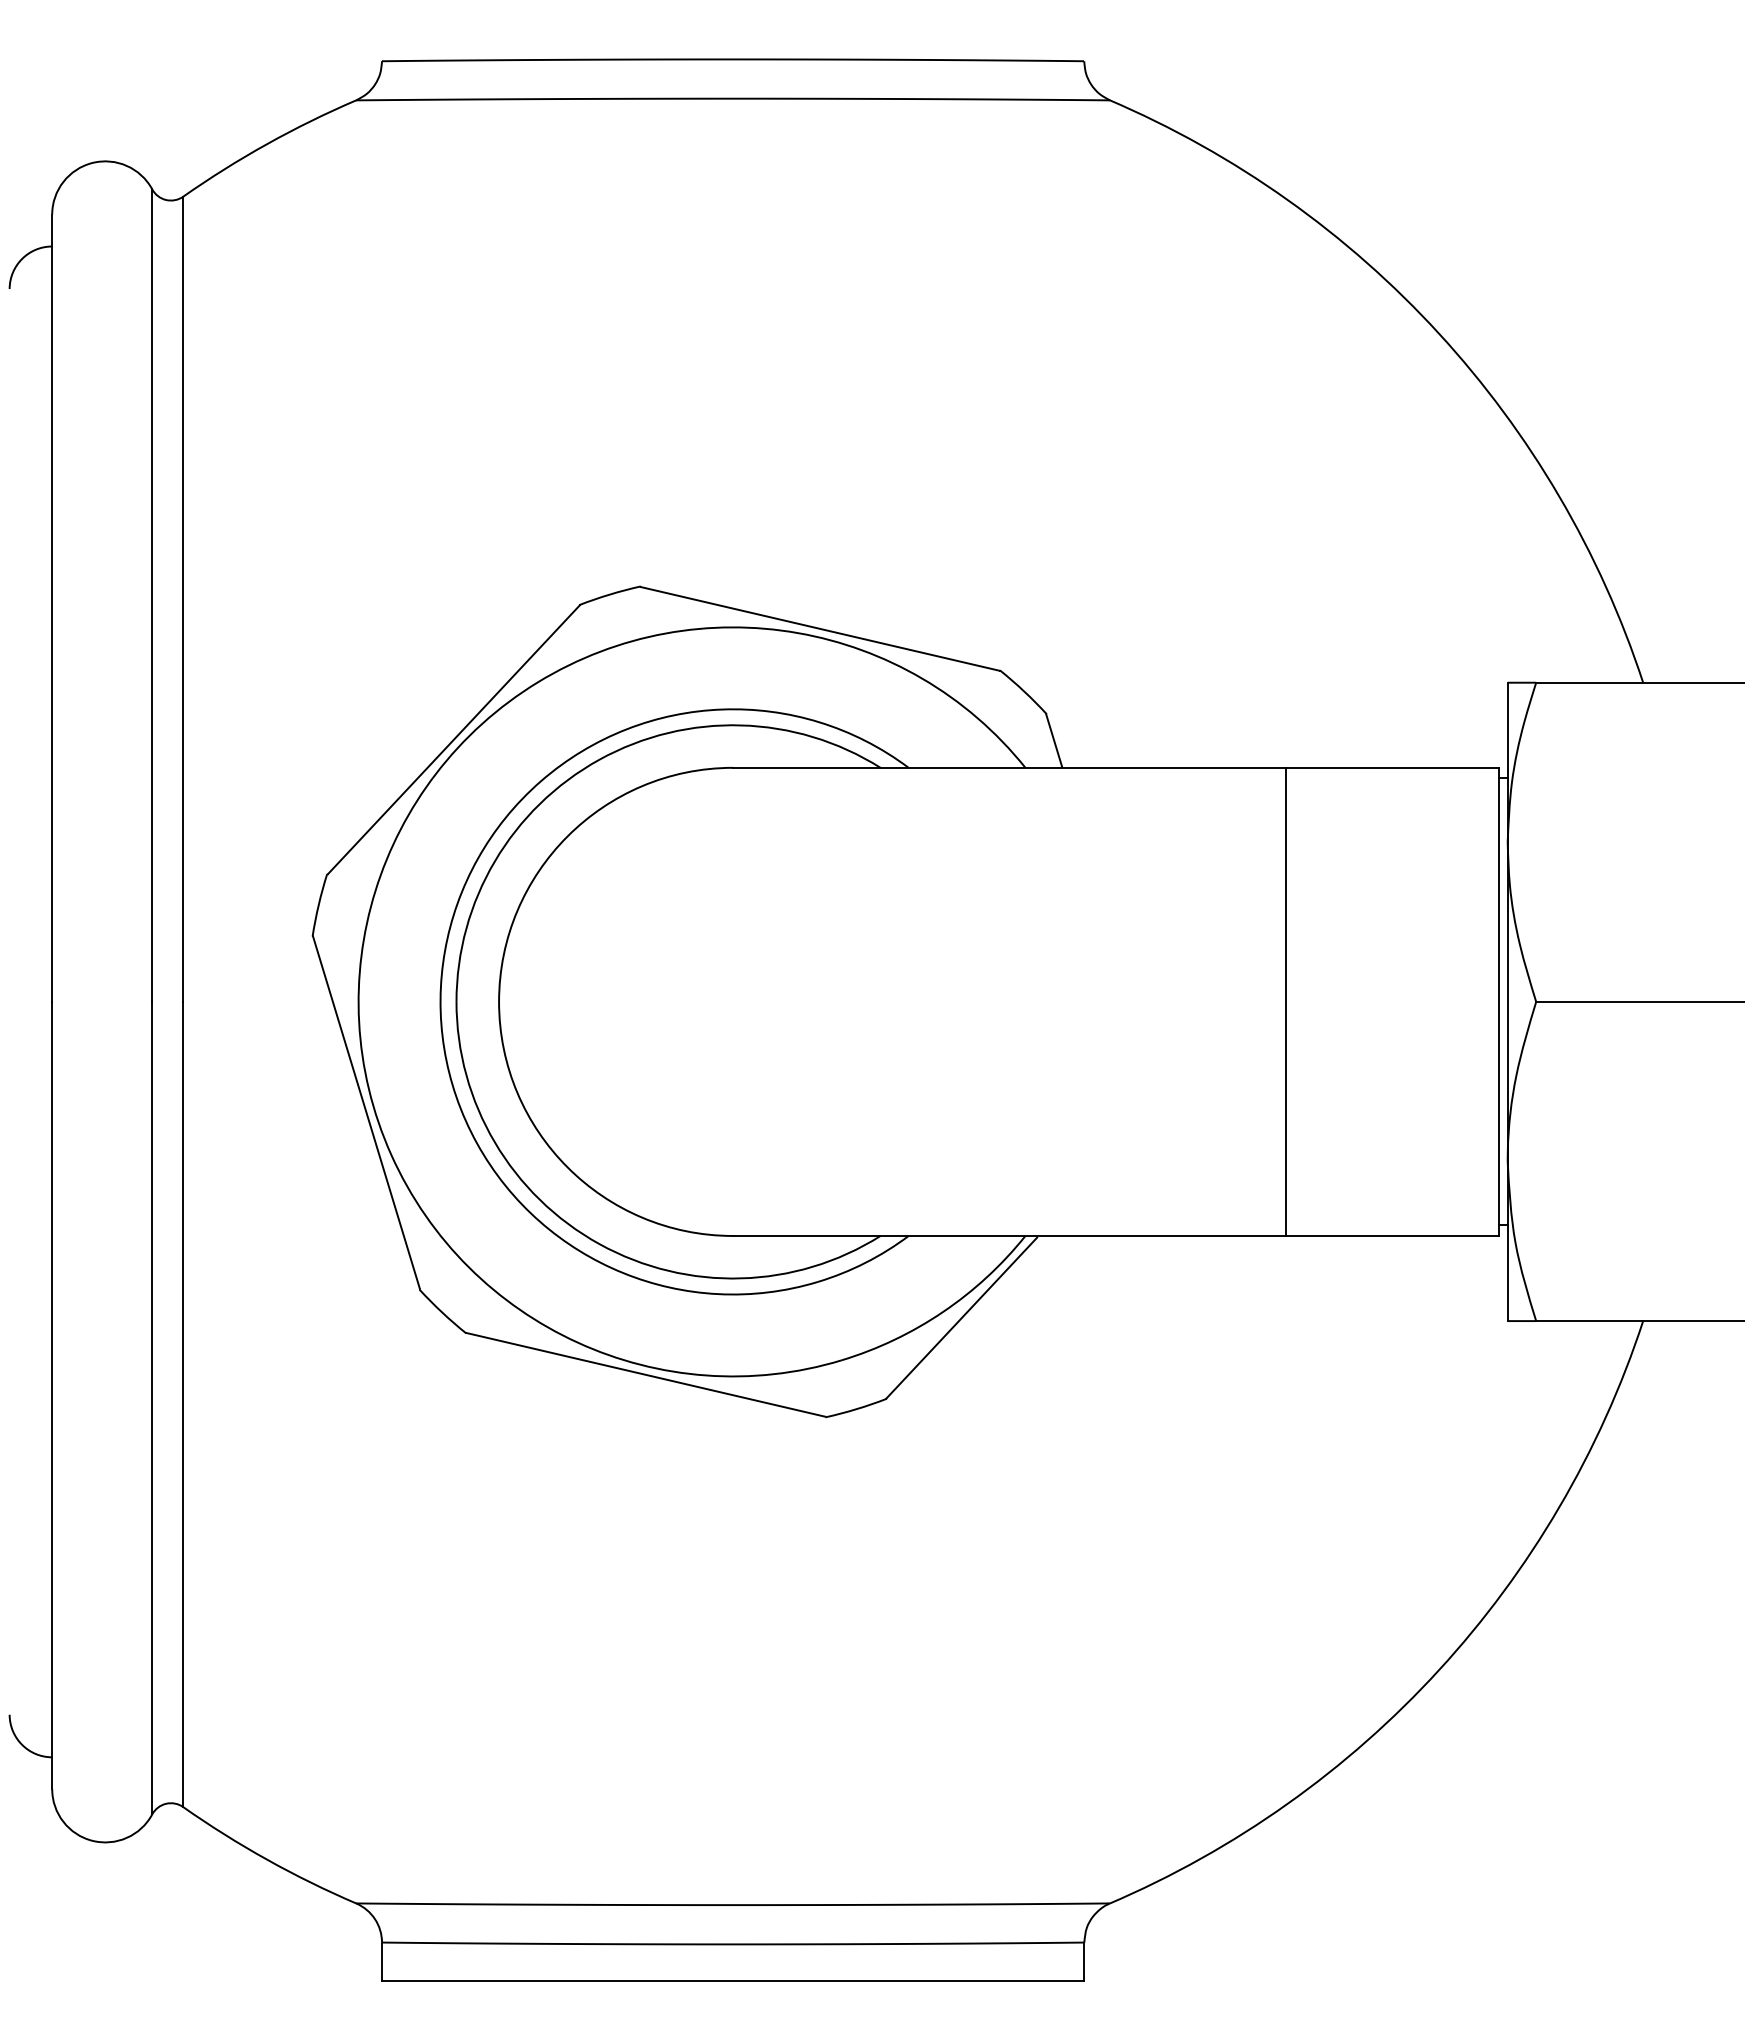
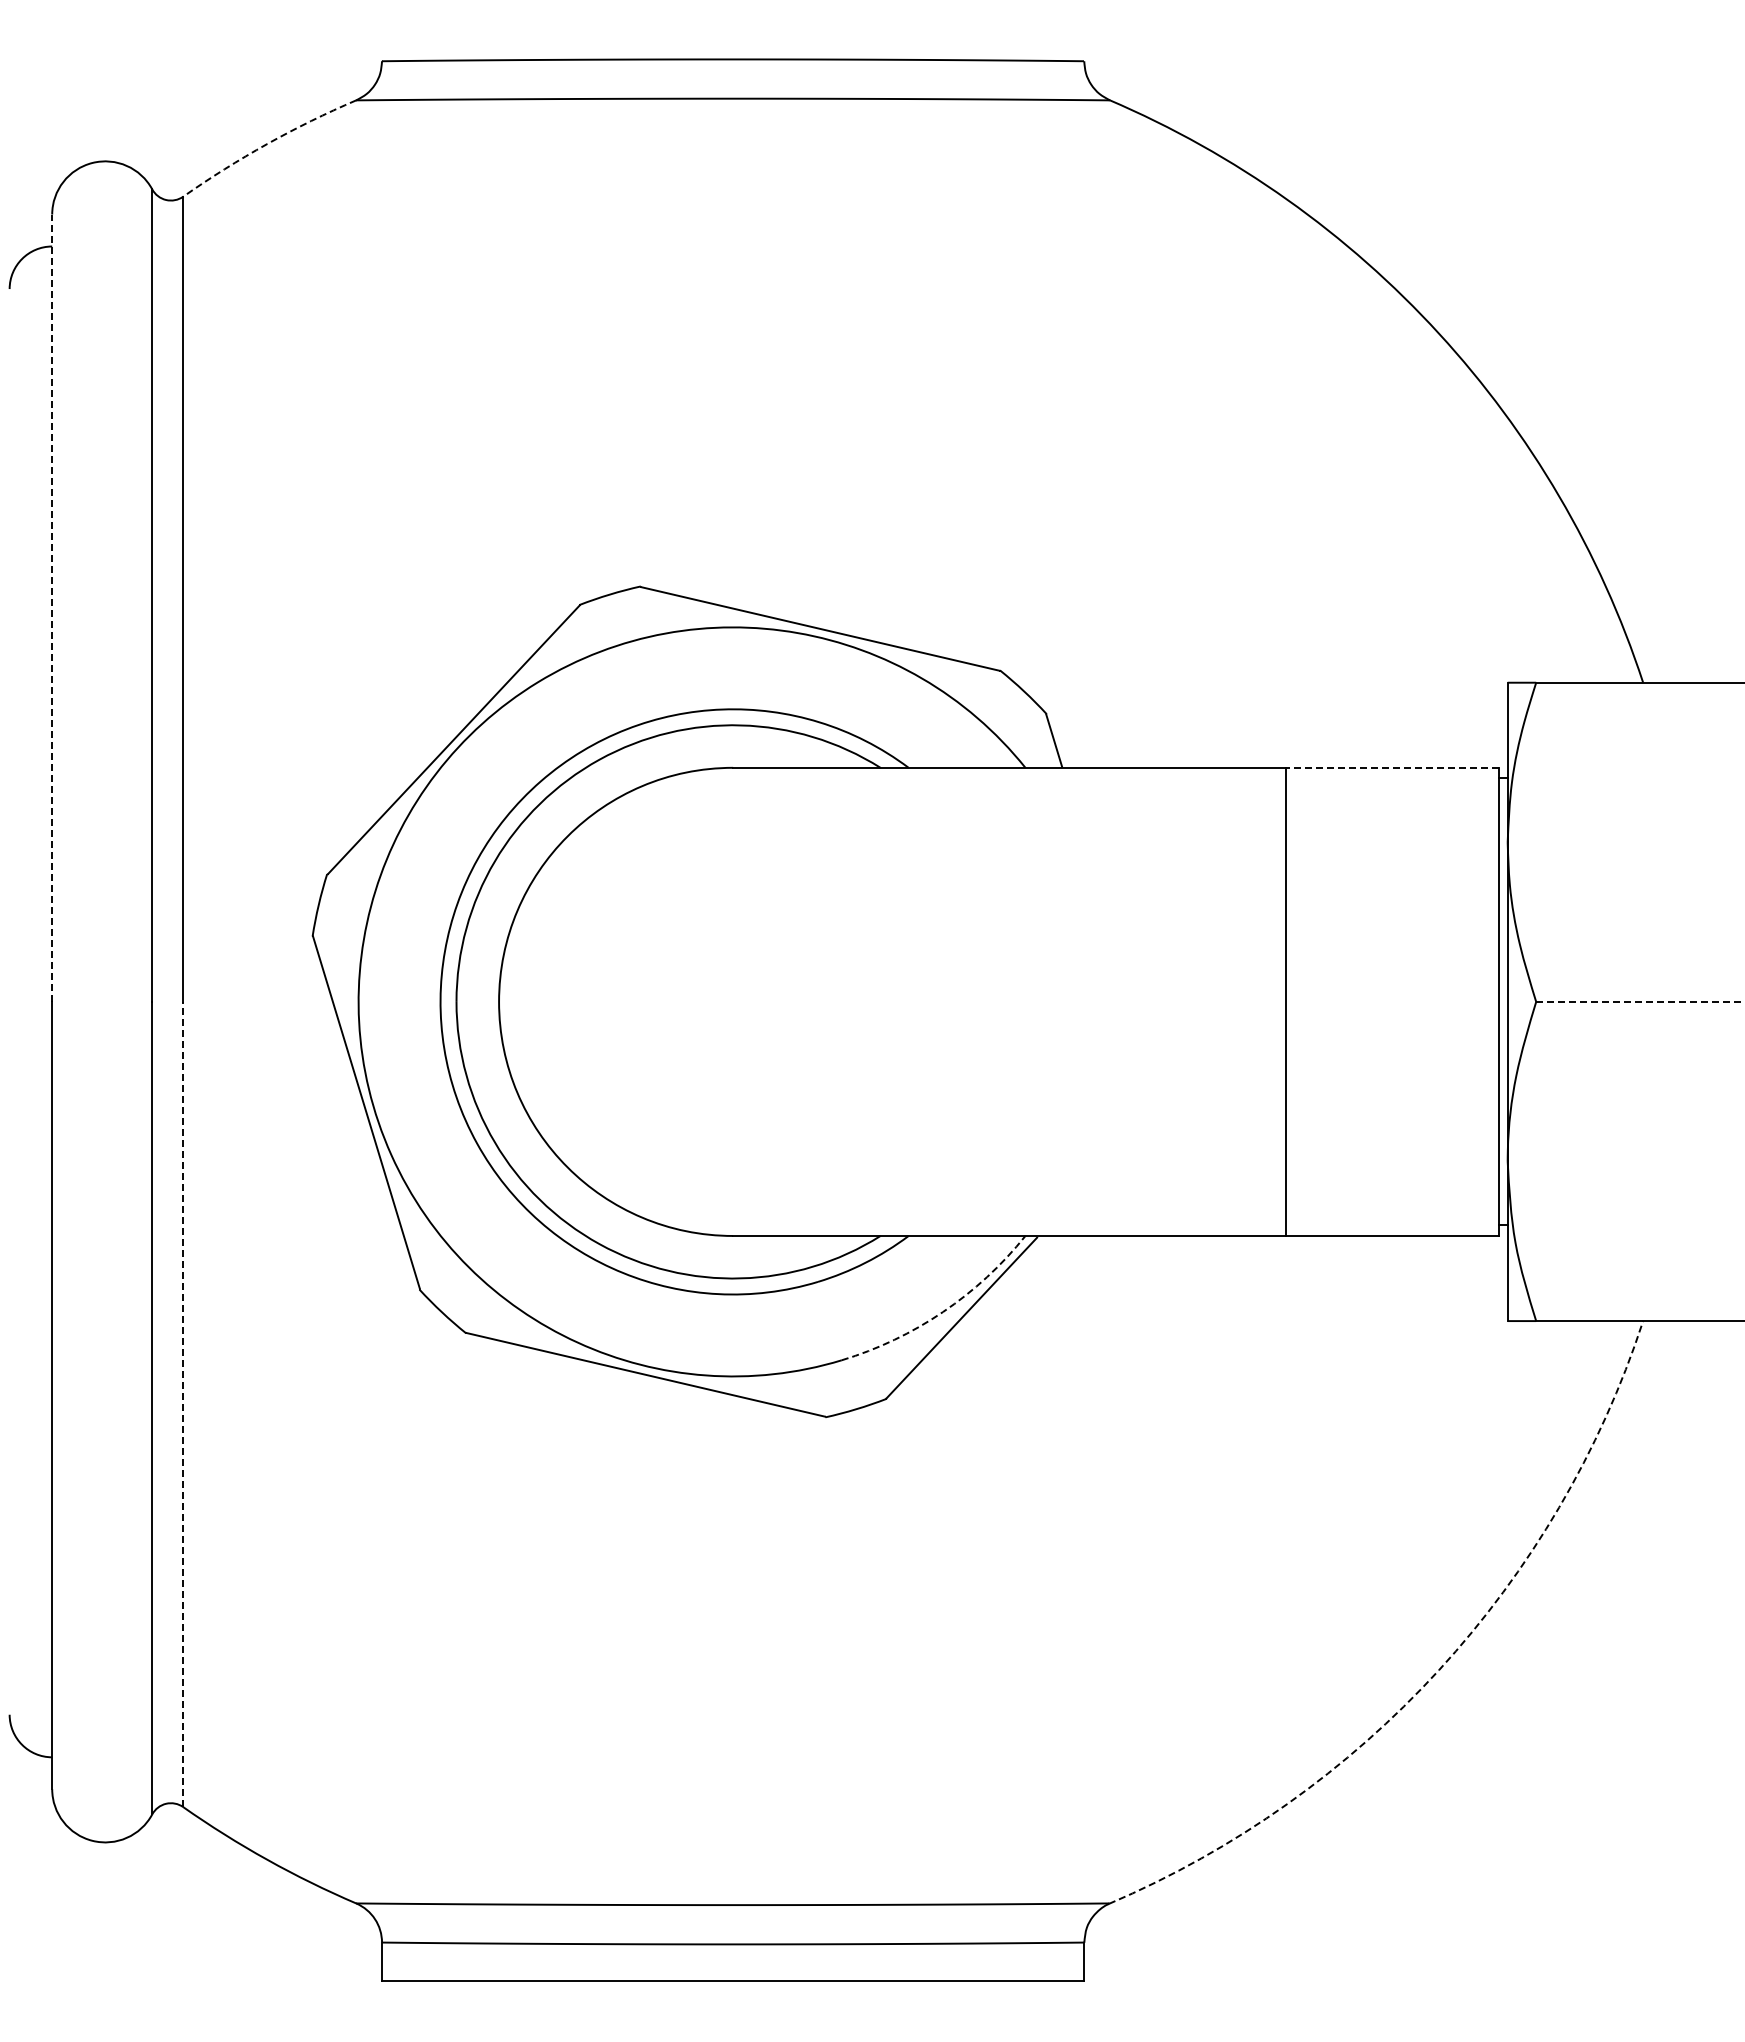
arc: solid -> dashed (267, 144)
line: solid -> dashed (52, 608)
line: solid -> dashed (1392, 767)
line: solid -> dashed (1640, 1001)
arc: solid -> dashed (943, 1312)
line: solid -> dashed (183, 1404)
arc: solid -> dashed (1439, 1670)
